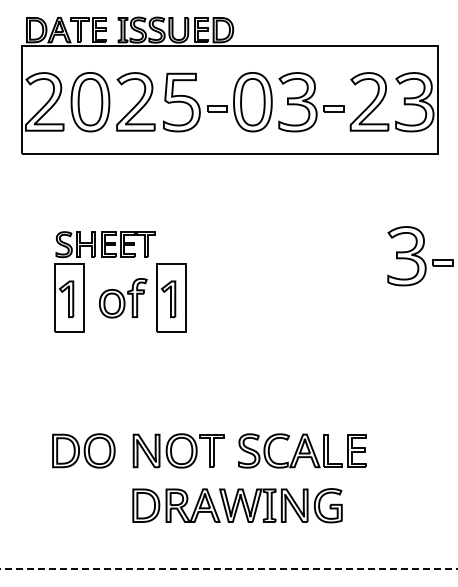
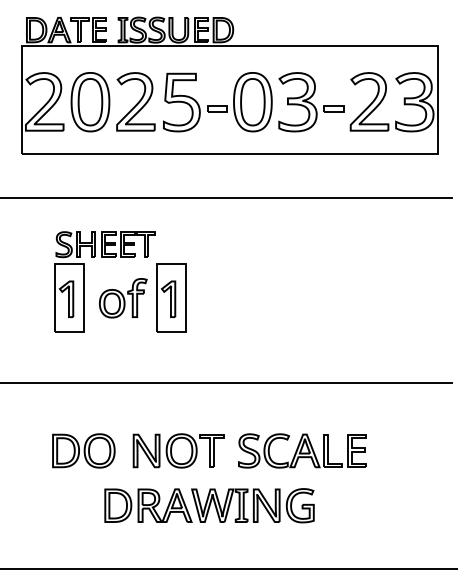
line: none -> present (227, 197)
part: present -> none (420, 256)
line: none -> present (227, 383)
part position: (237, 505) -> (209, 505) (209, 505)
line: dashed -> solid (229, 569)
